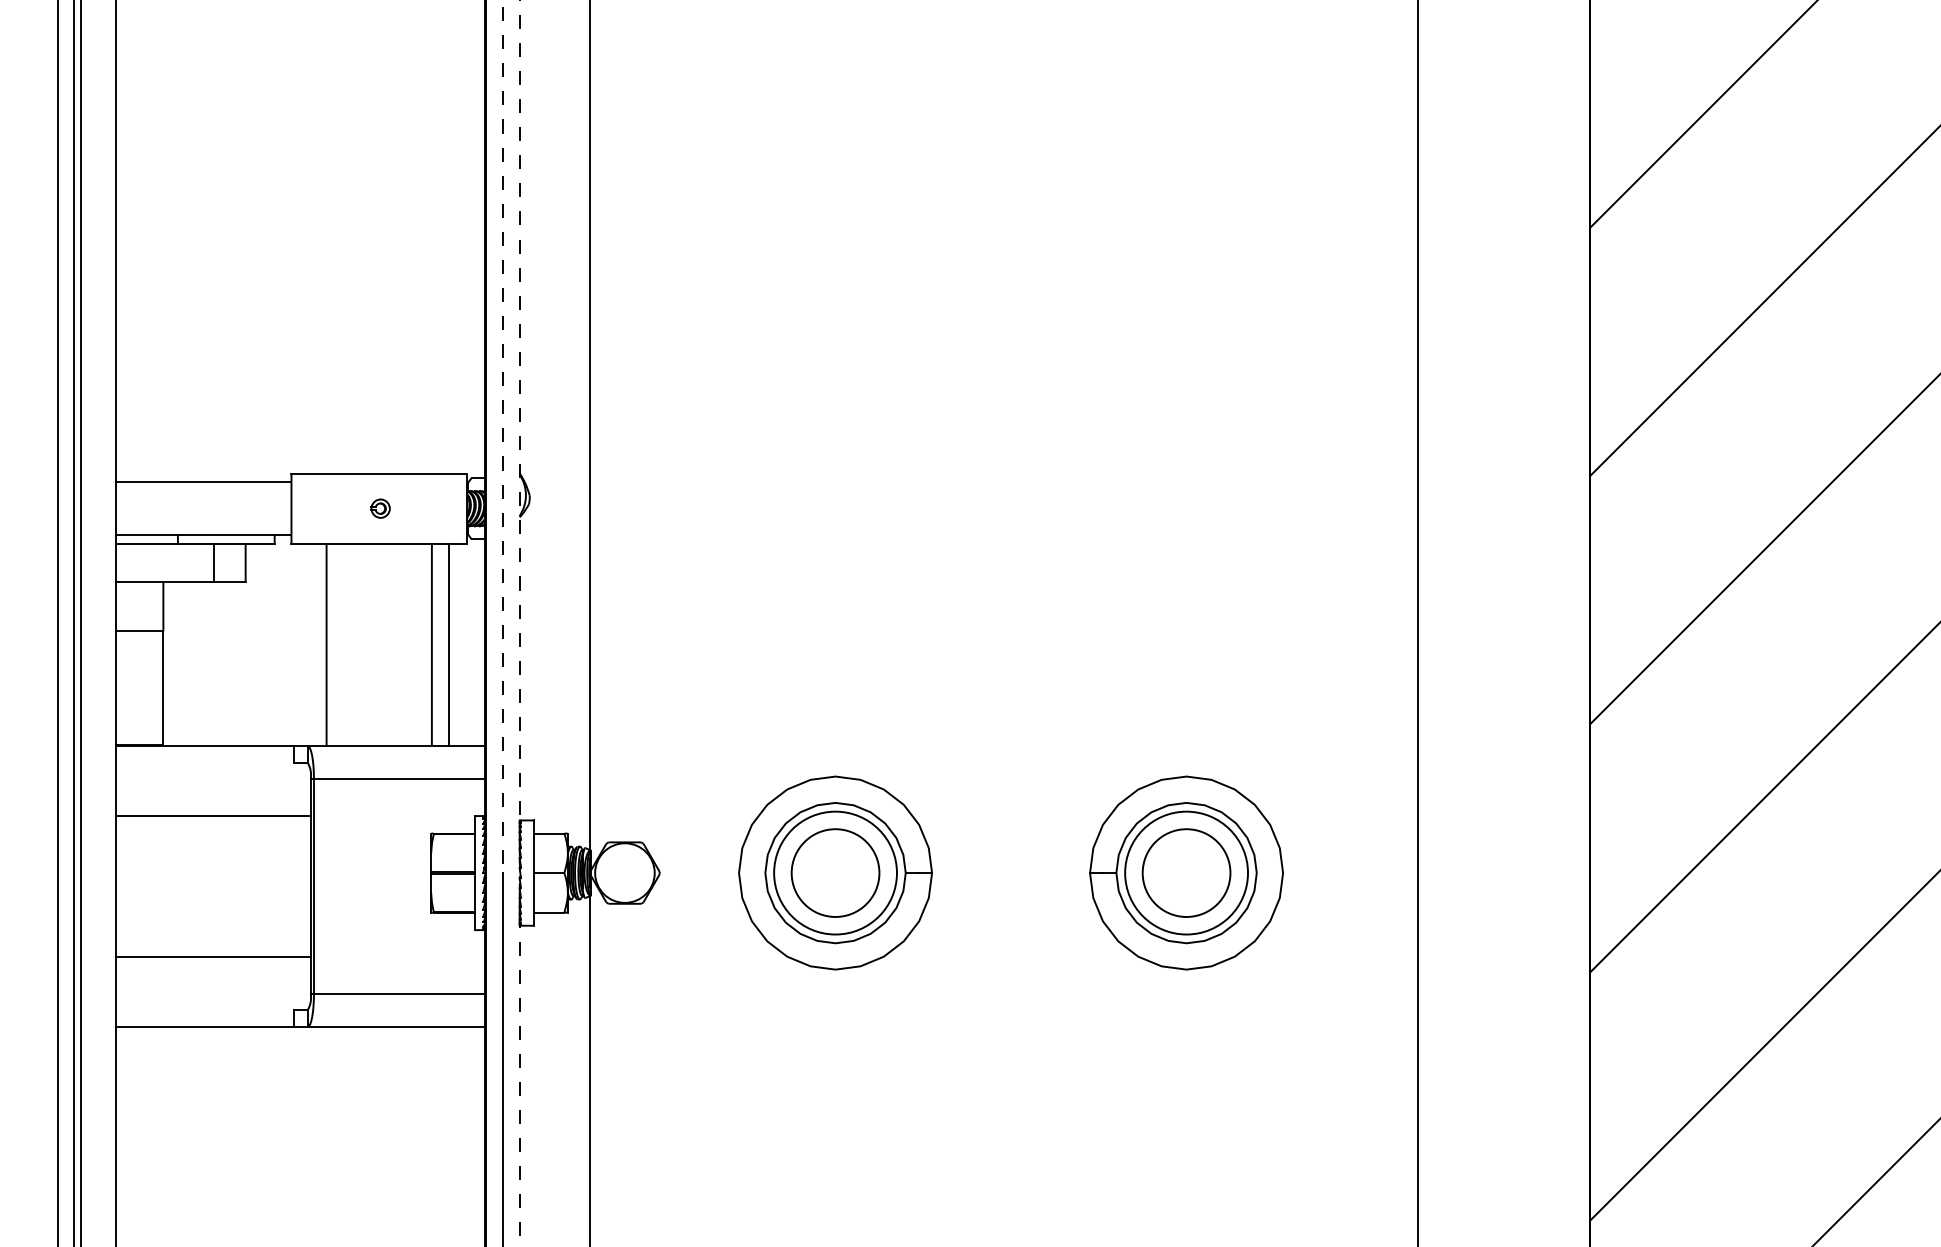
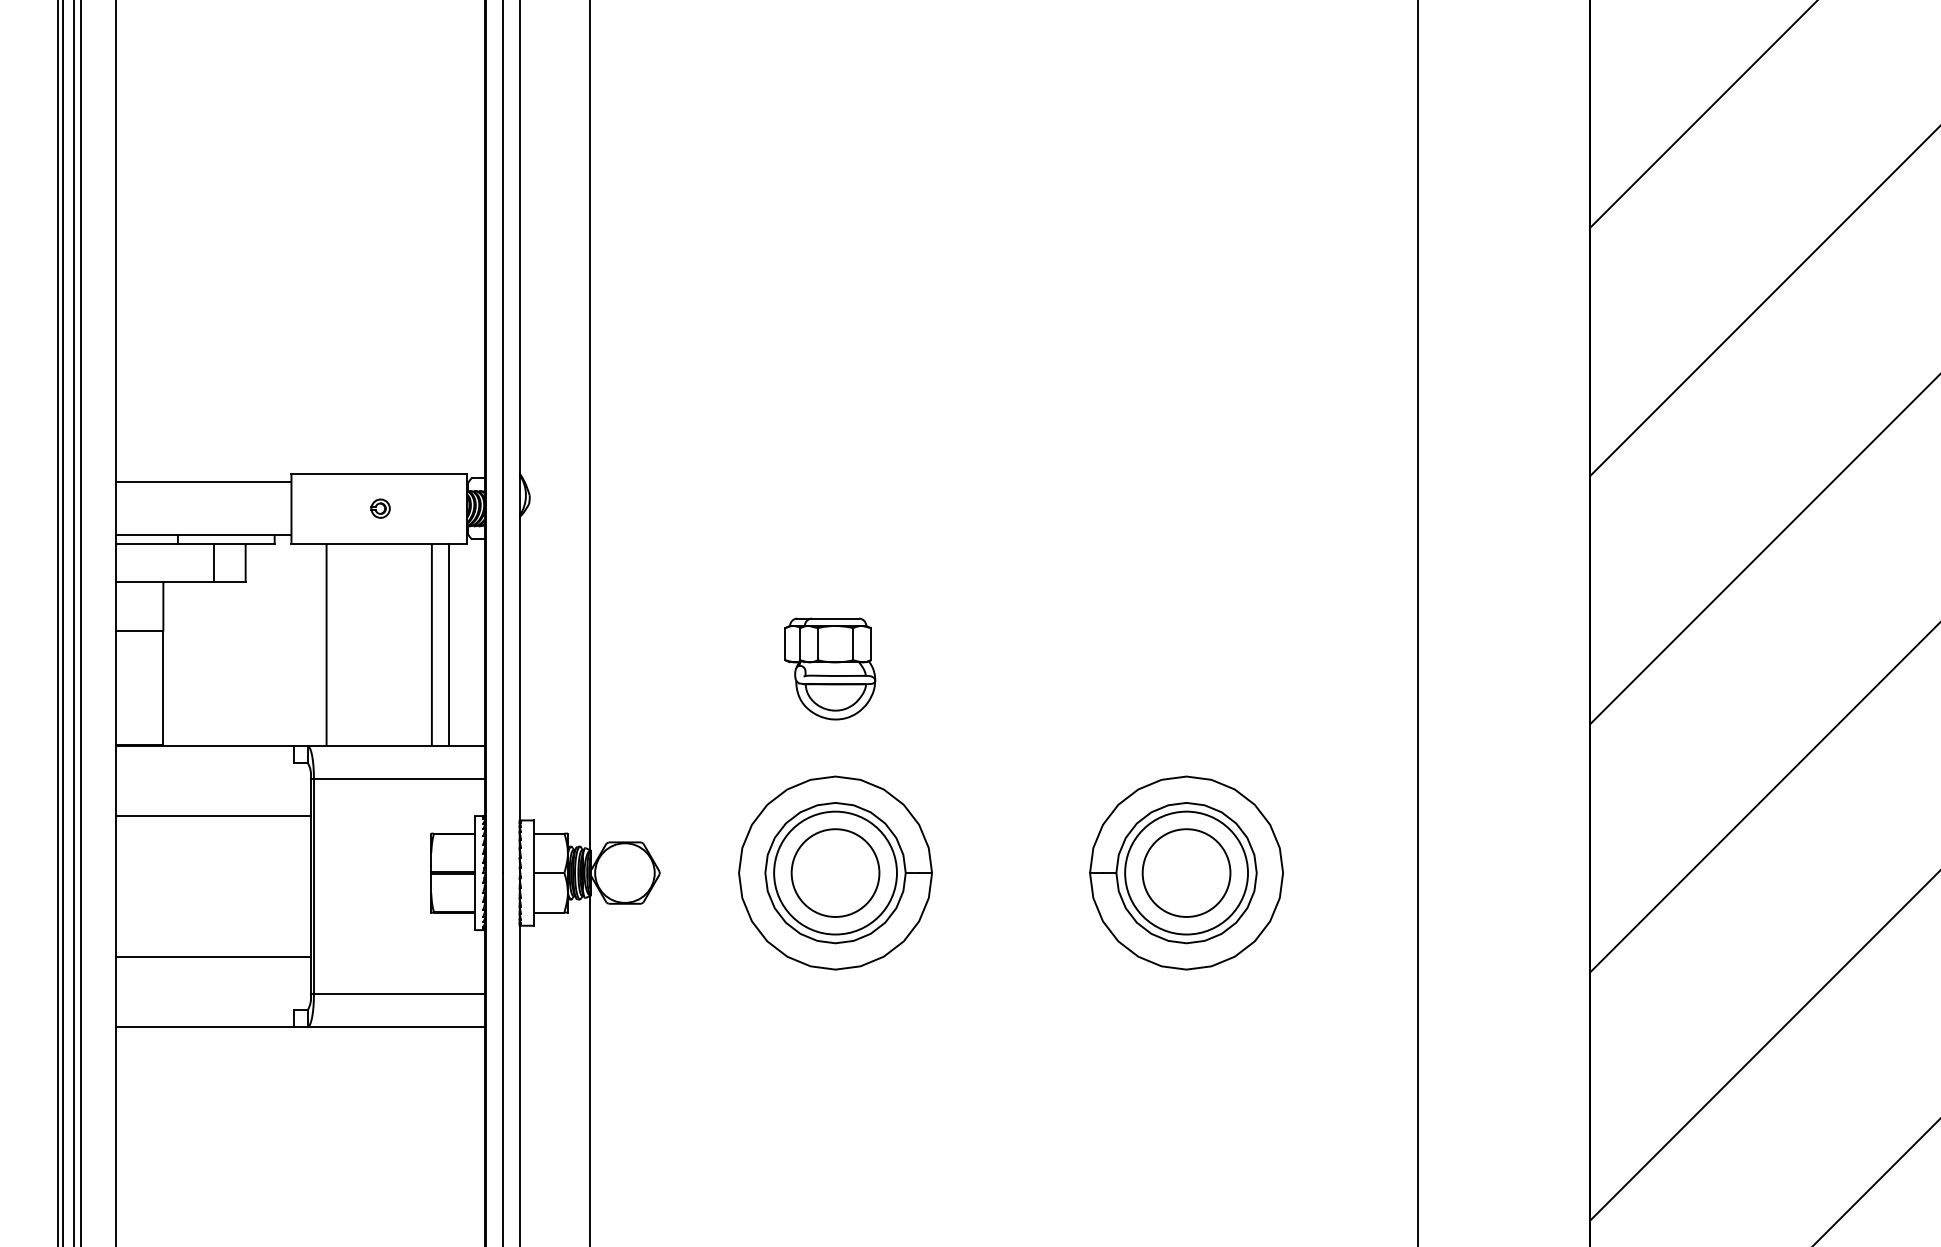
line: dashed -> solid (502, 437)
line: none -> present (62, 622)
line: dashed -> solid (519, 623)
part: none -> present (830, 668)
